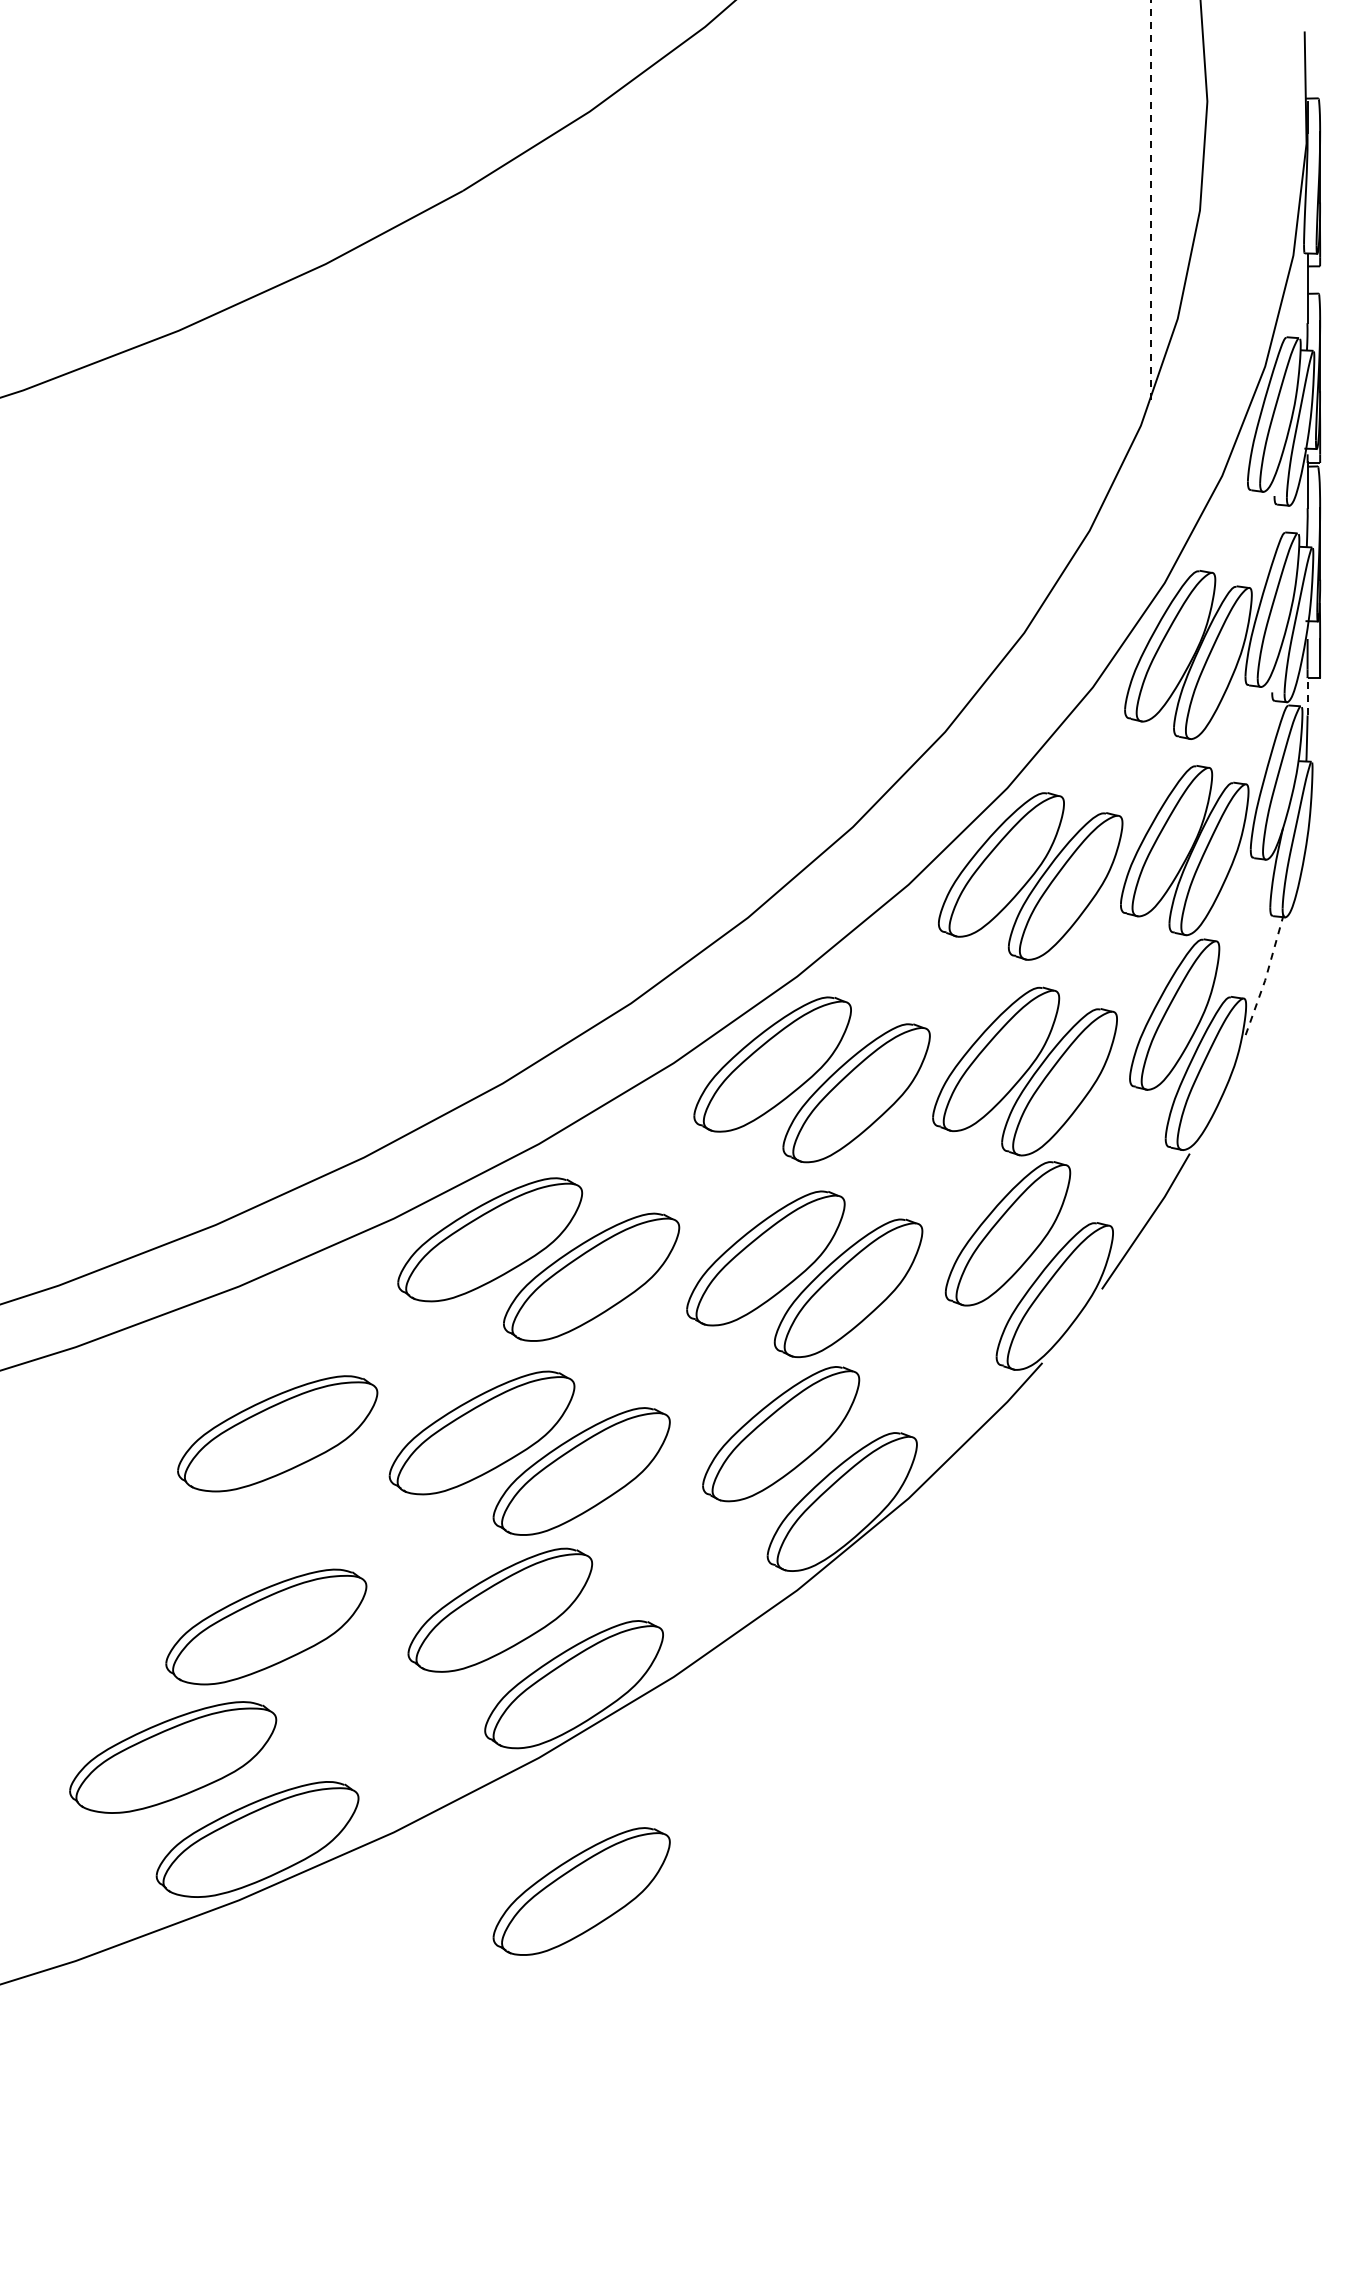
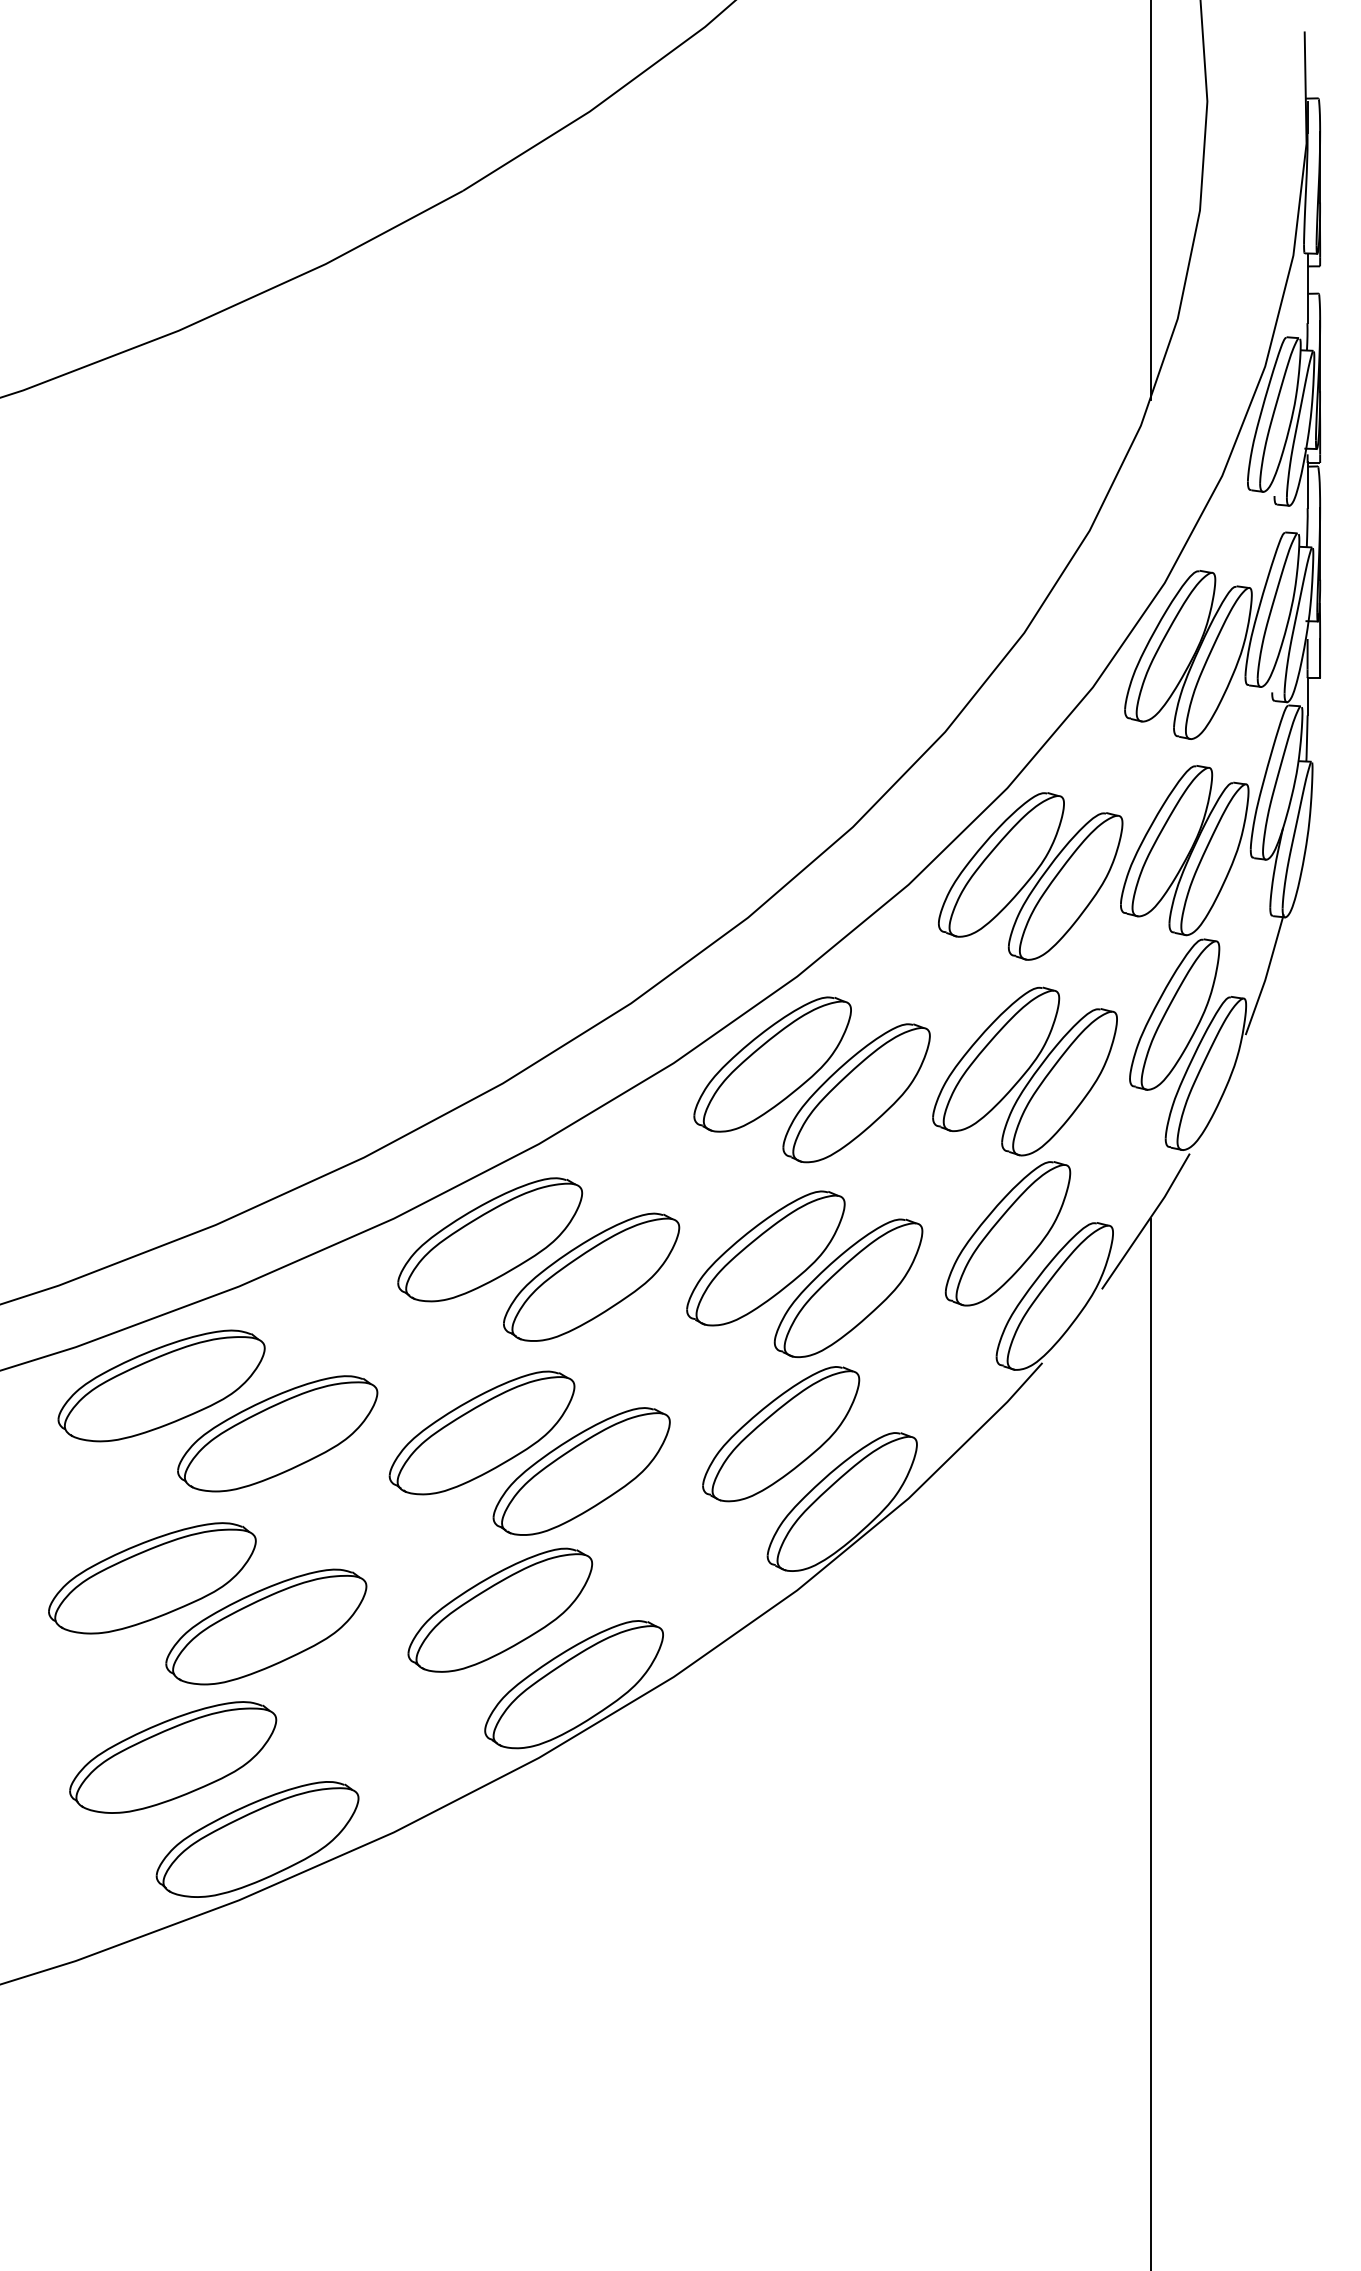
line: dashed -> solid (1151, 200)
line: dashed -> solid (1307, 696)
line: dashed -> solid (1266, 975)
part: none -> present (161, 1385)
part: none -> present (152, 1578)
line: none -> present (1151, 1742)
part: present -> none (581, 1891)
